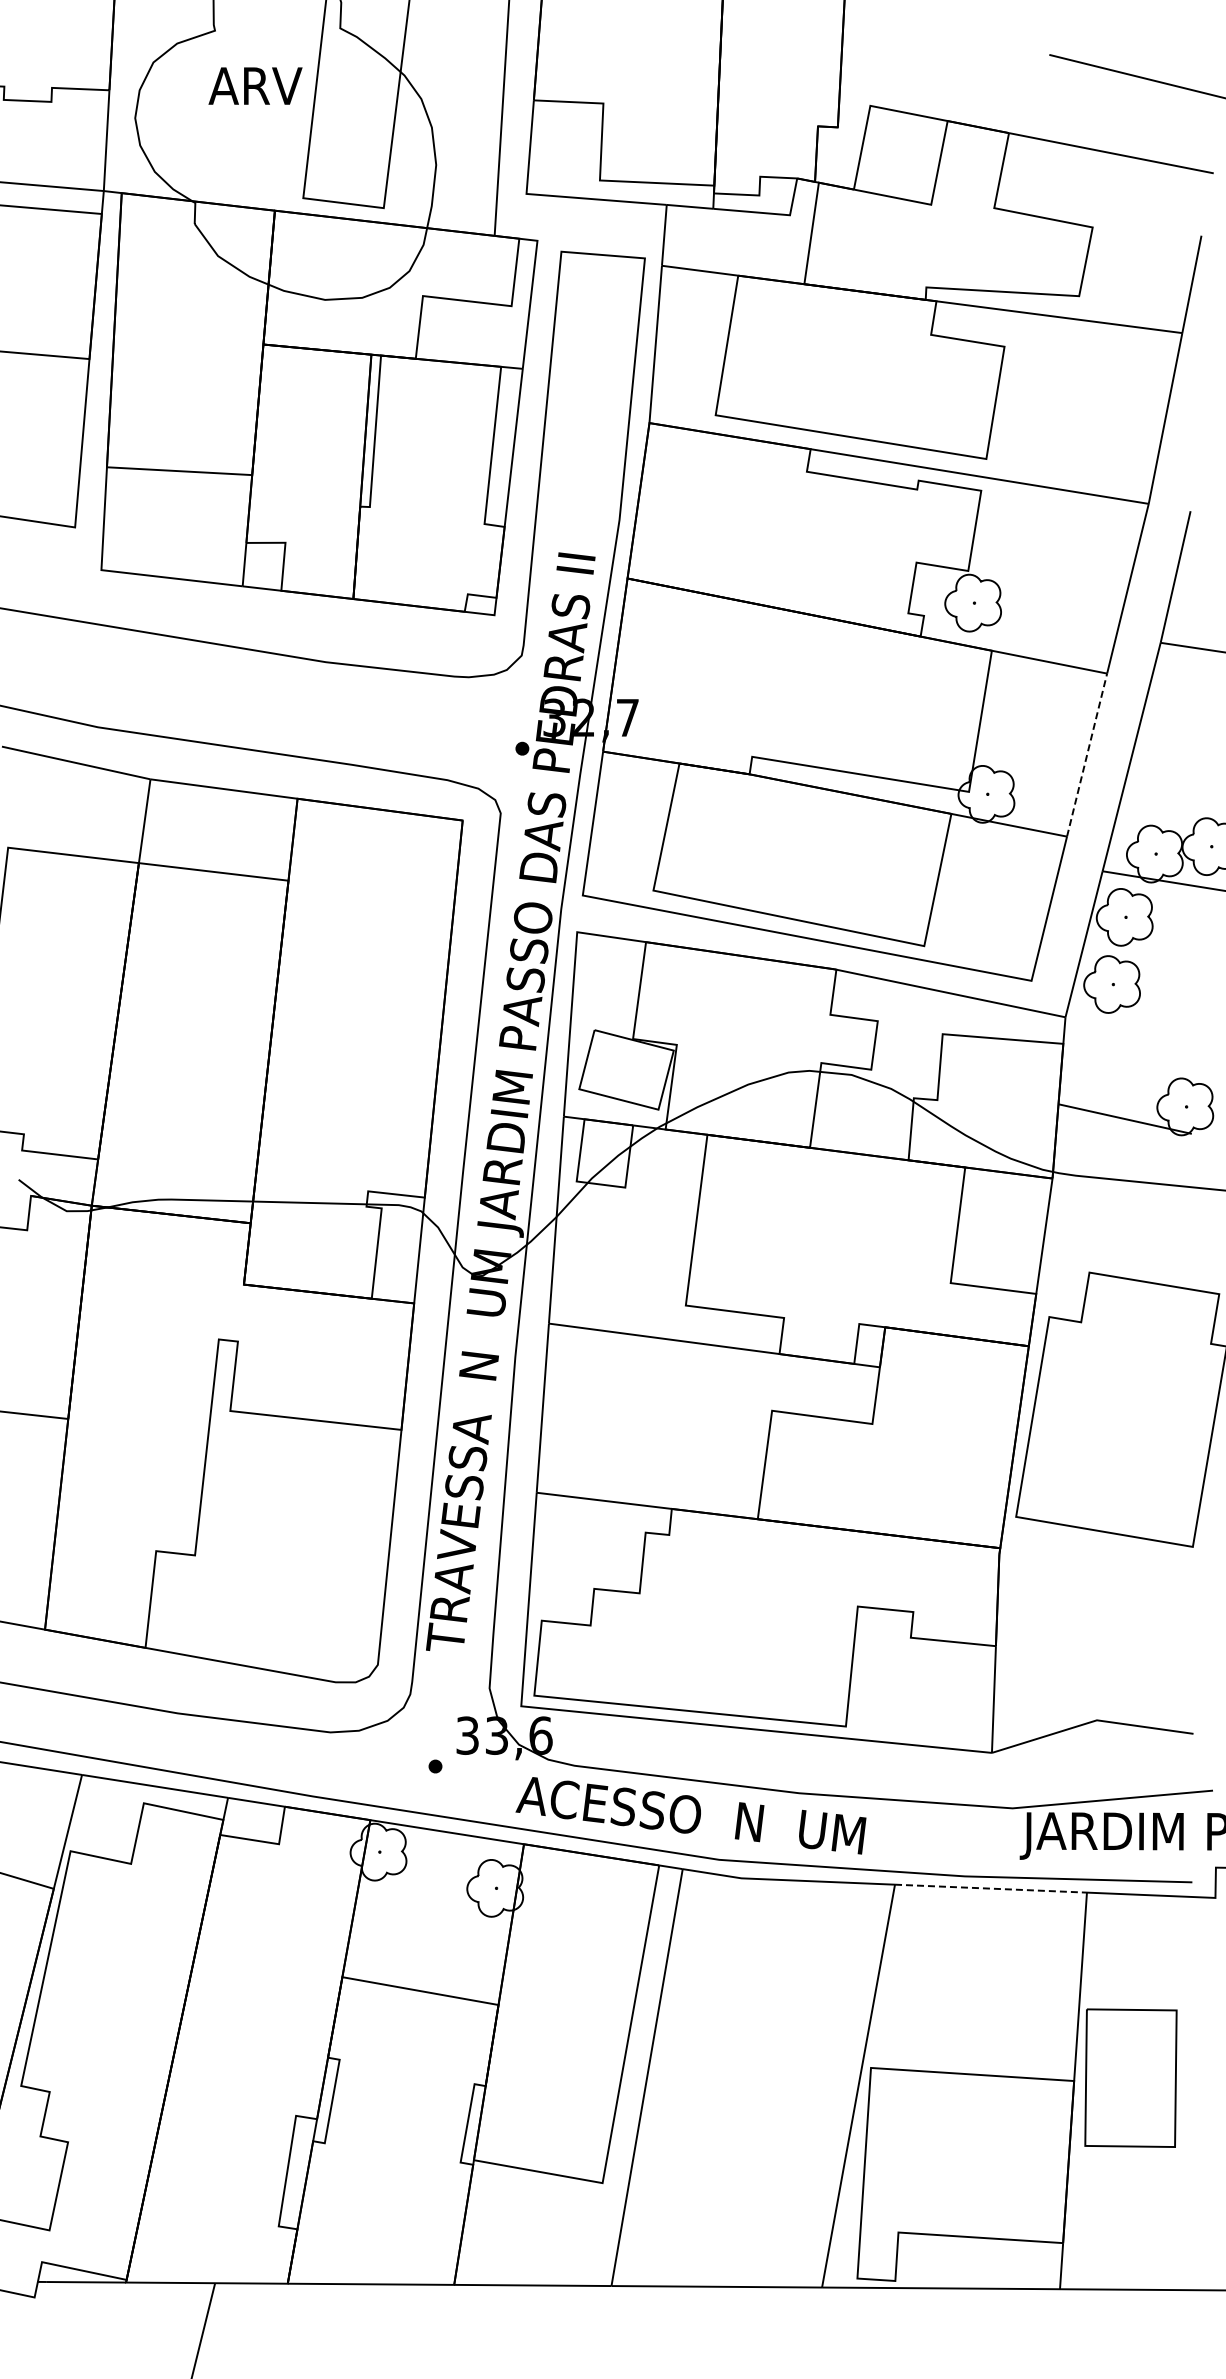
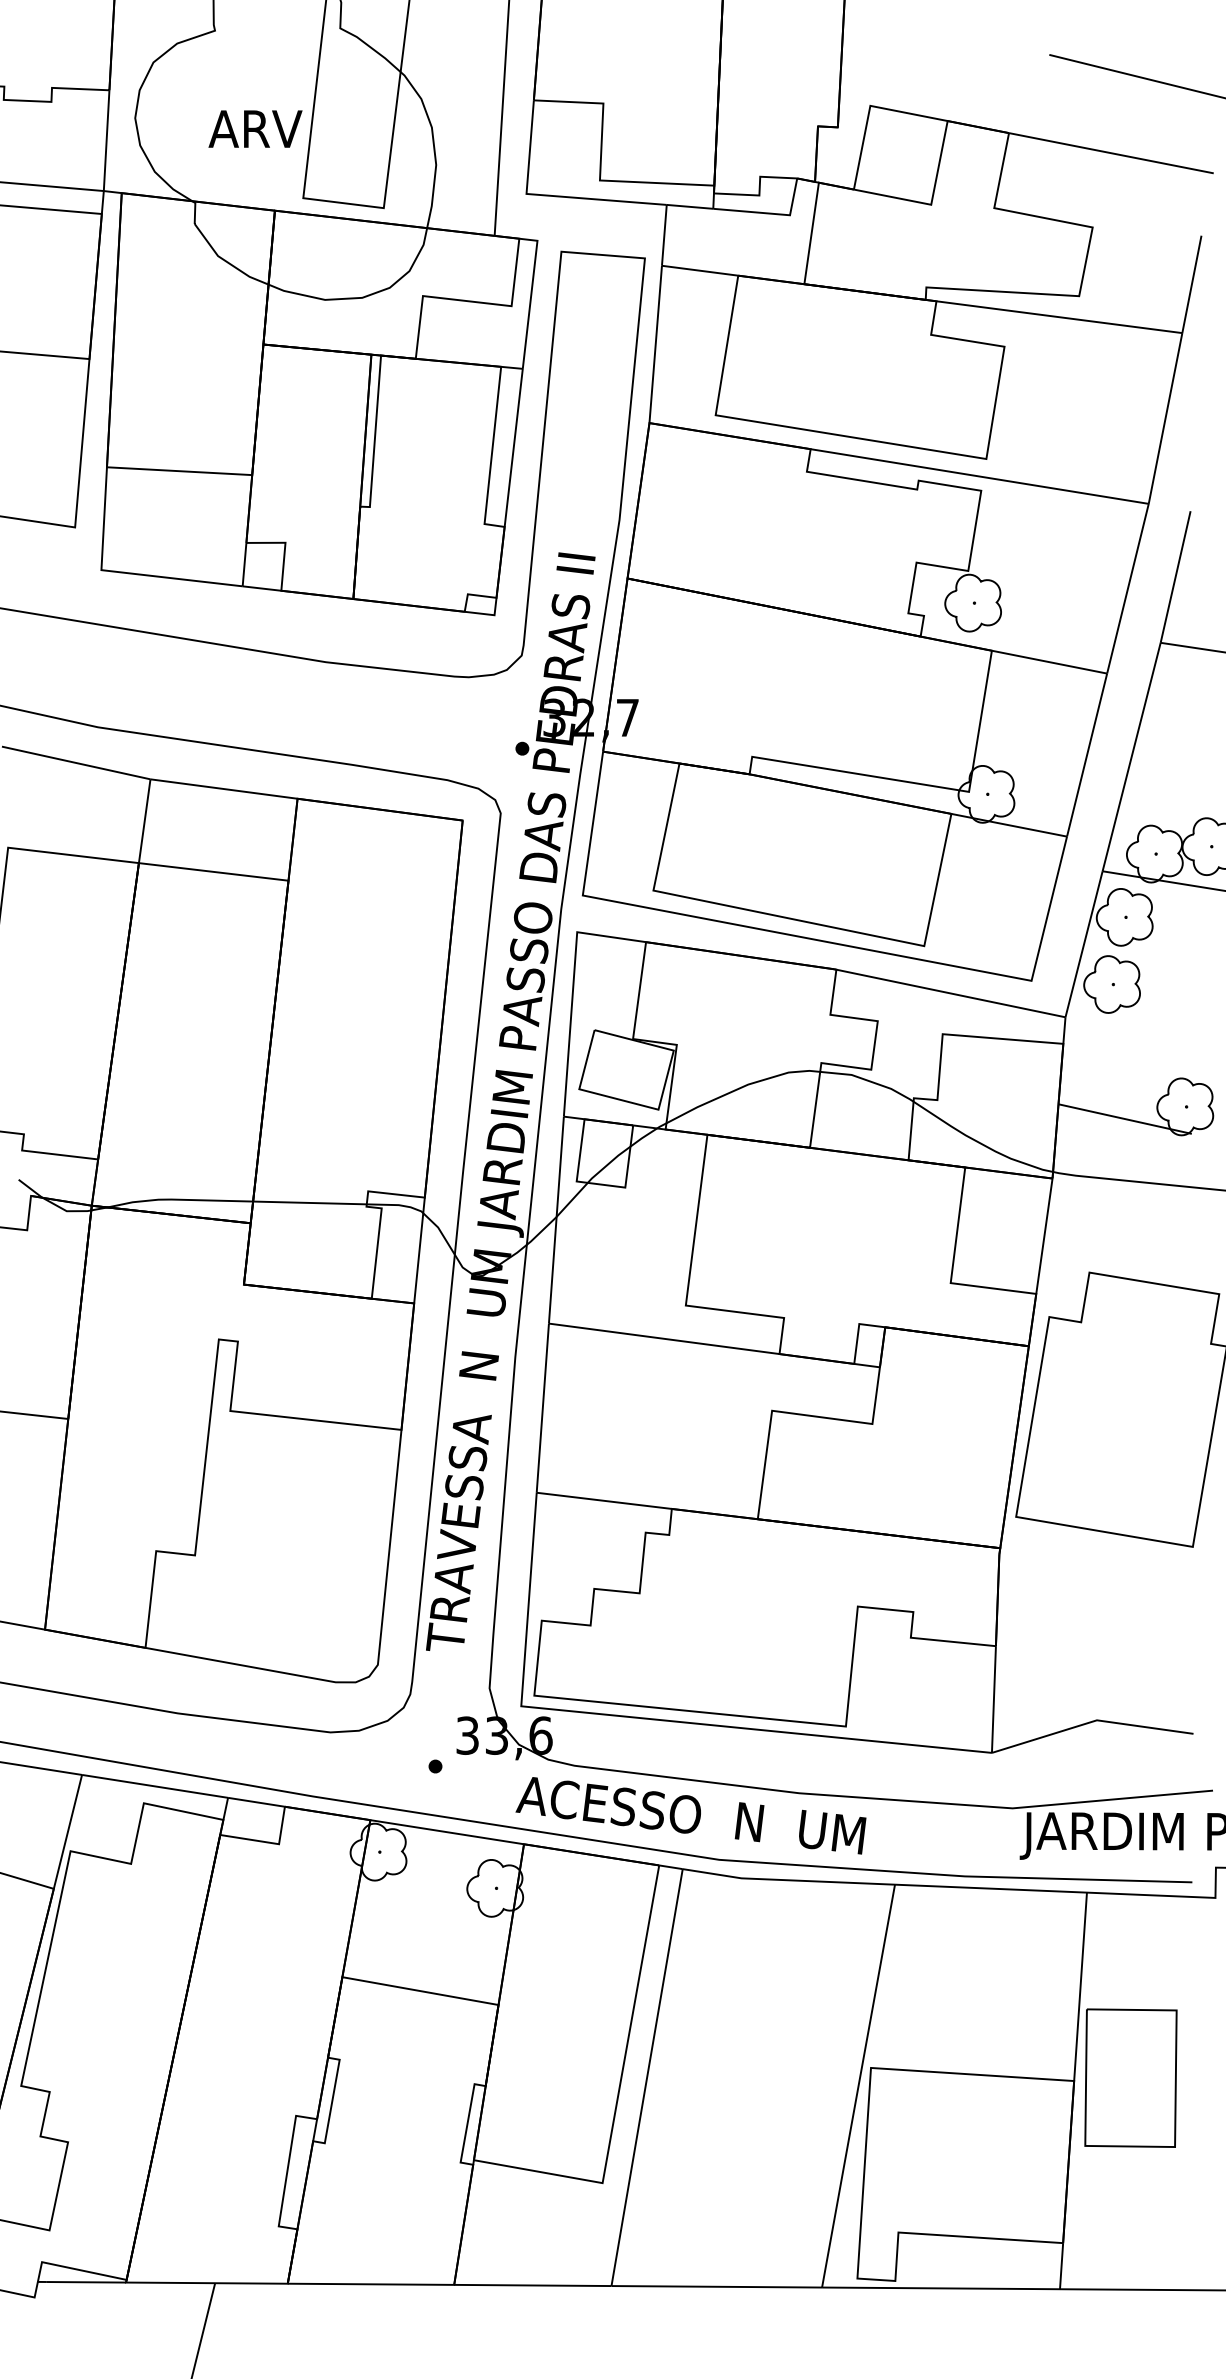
text position: (255, 85) -> (255, 128) (255, 128)
line: dashed -> solid (1087, 755)
line: dashed -> solid (991, 1888)
